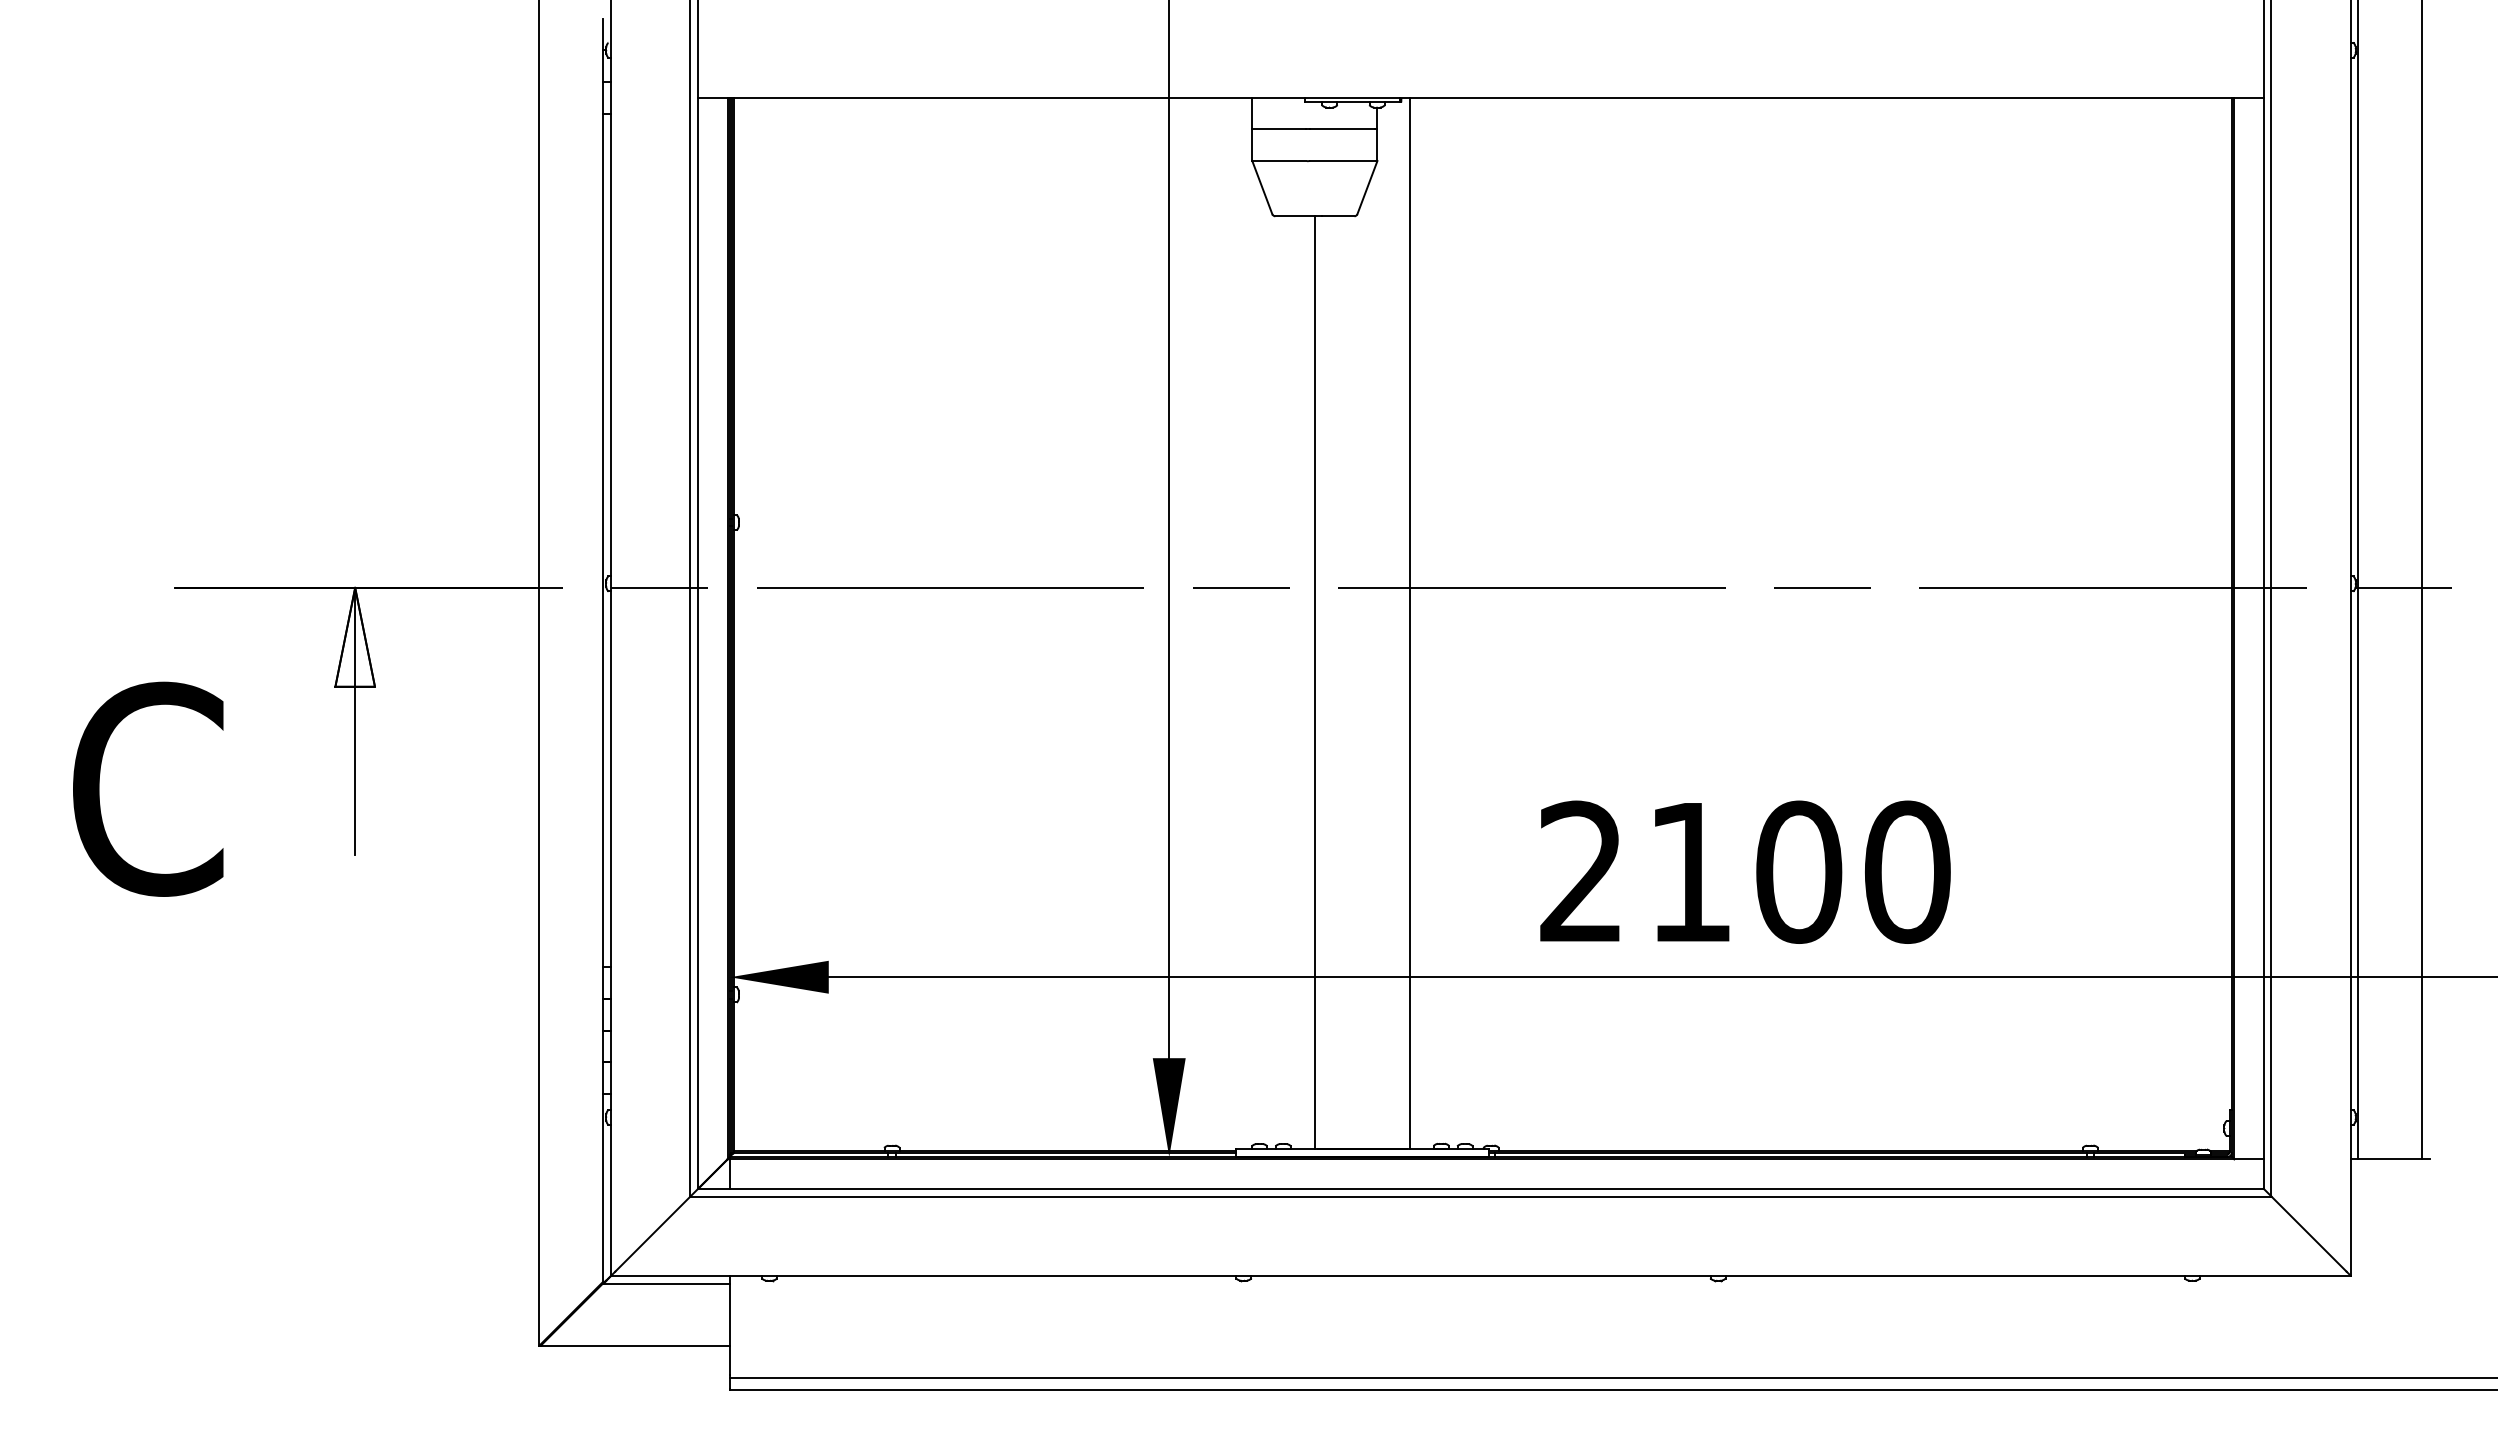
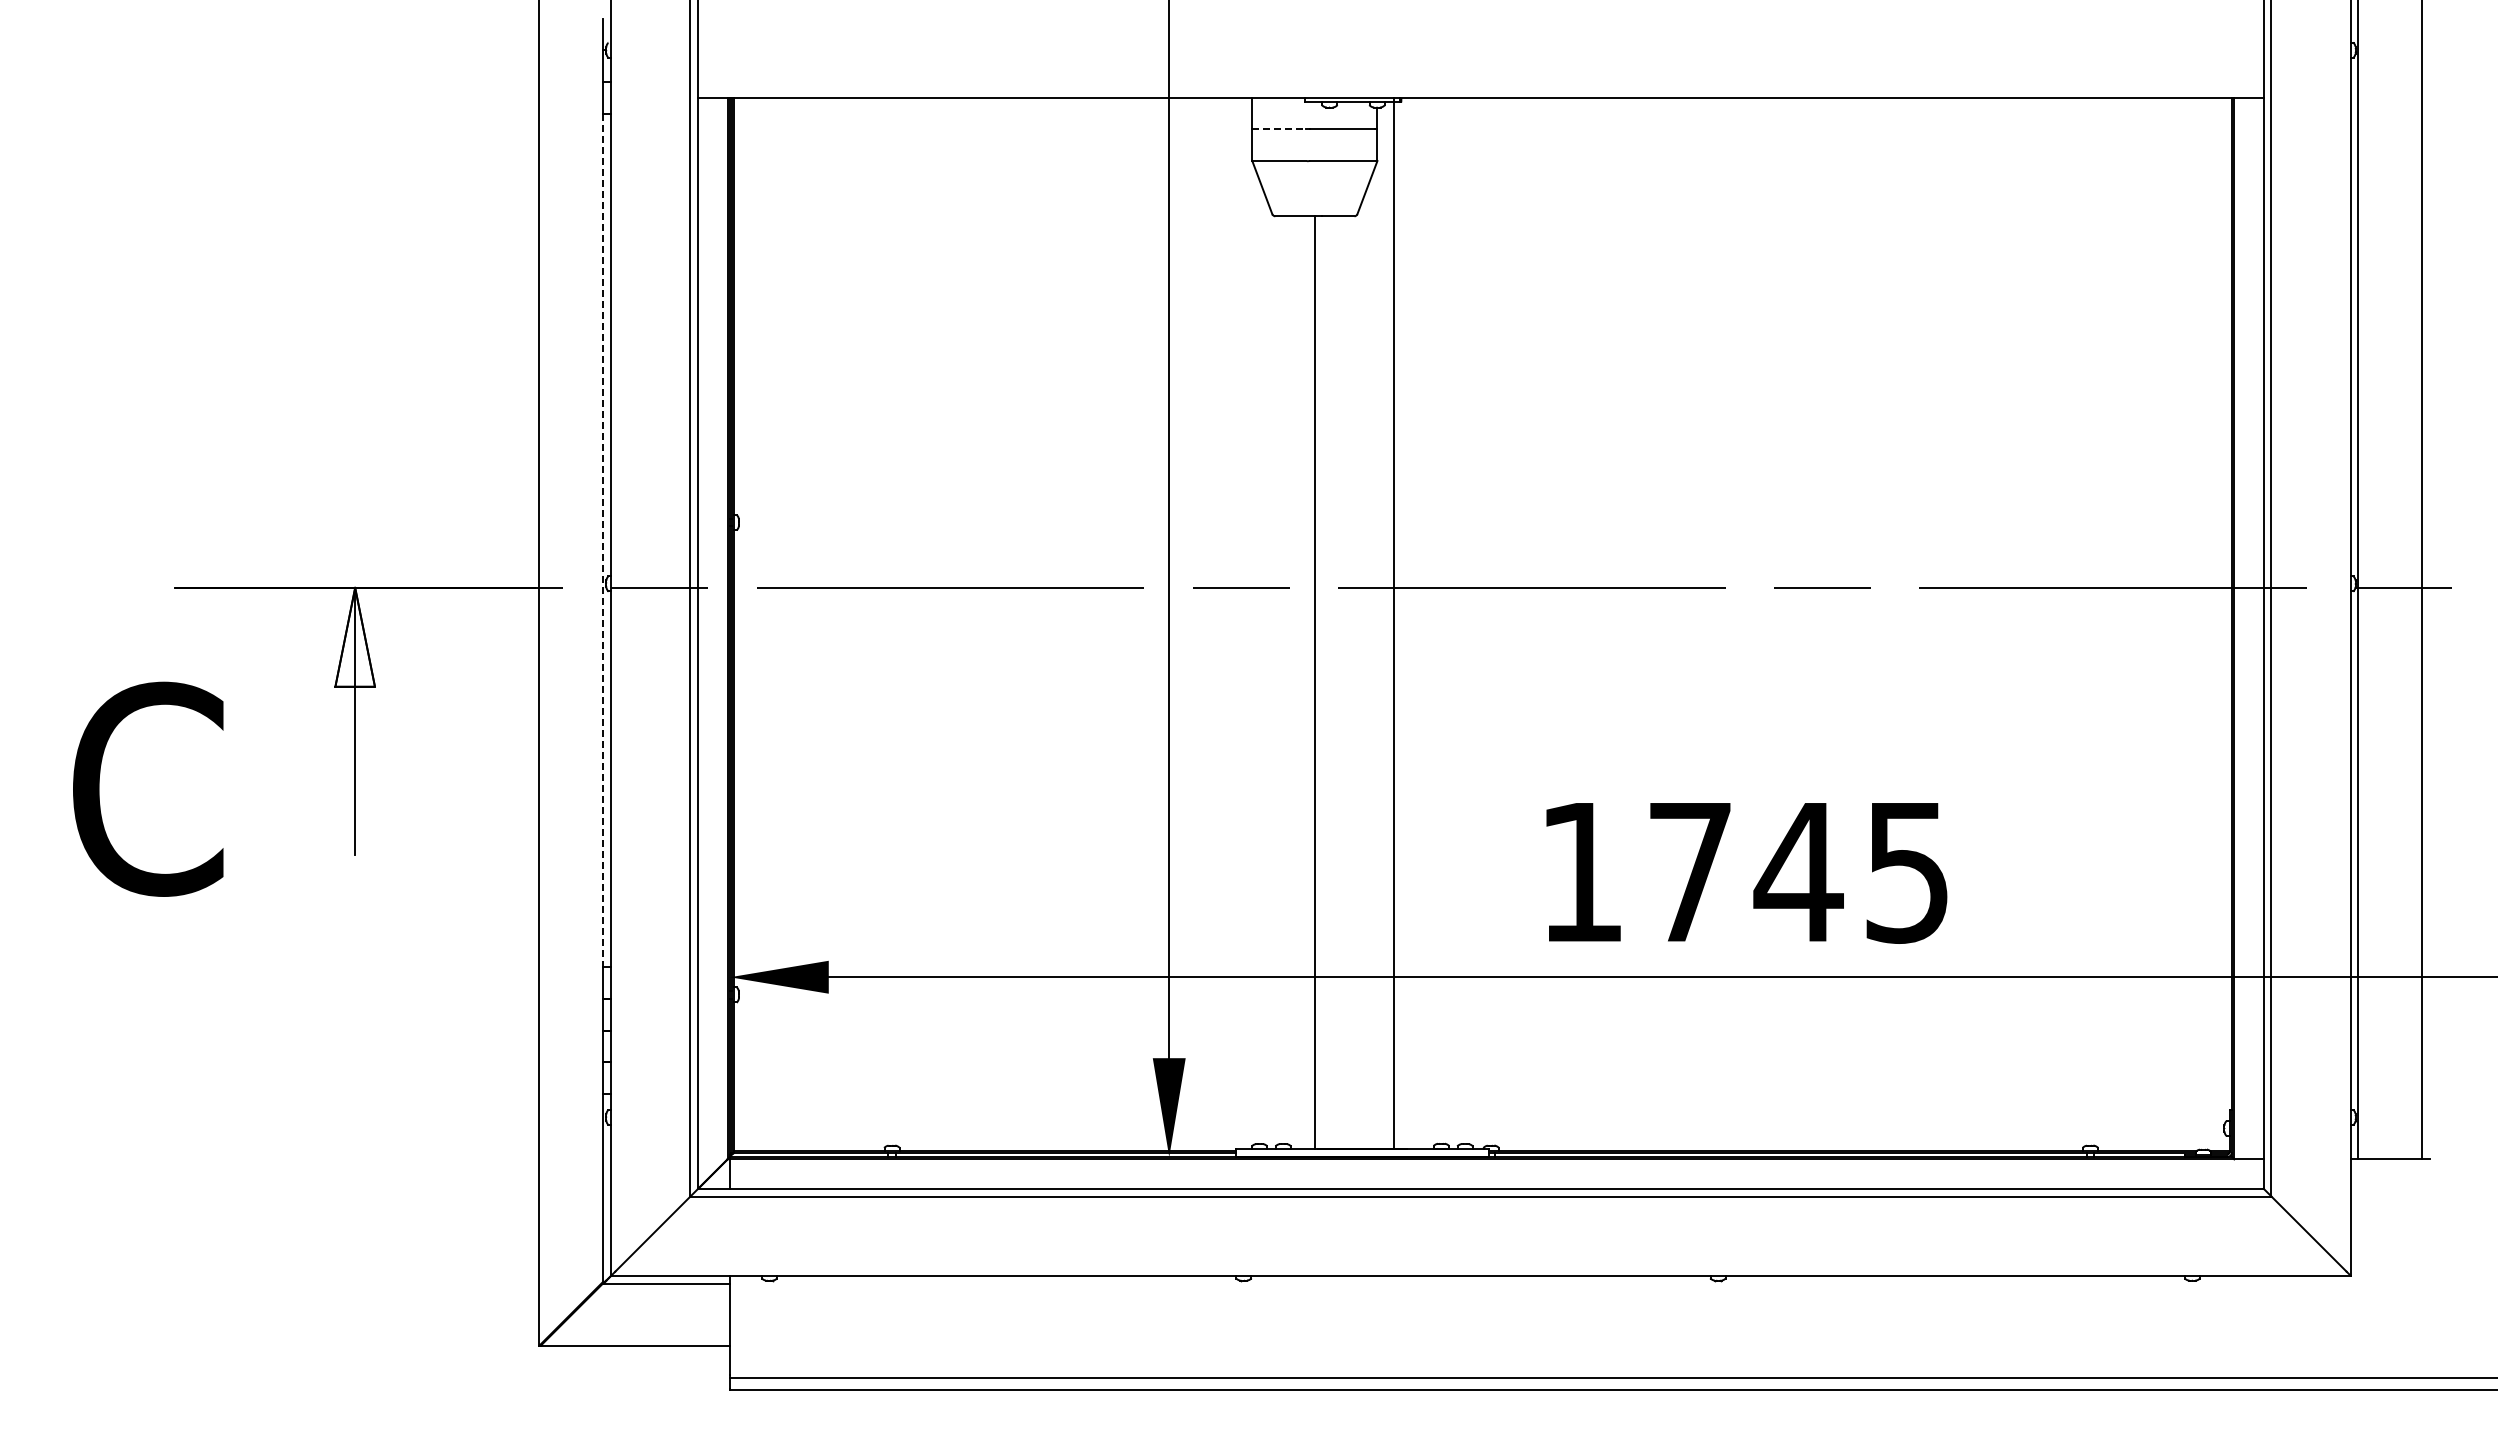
line: solid -> dashed (1279, 129)
line: solid -> dashed (603, 540)
line position: (1409, 623) -> (1393, 623) (1393, 623)
text: 2100 -> 1745 (1745, 871)
